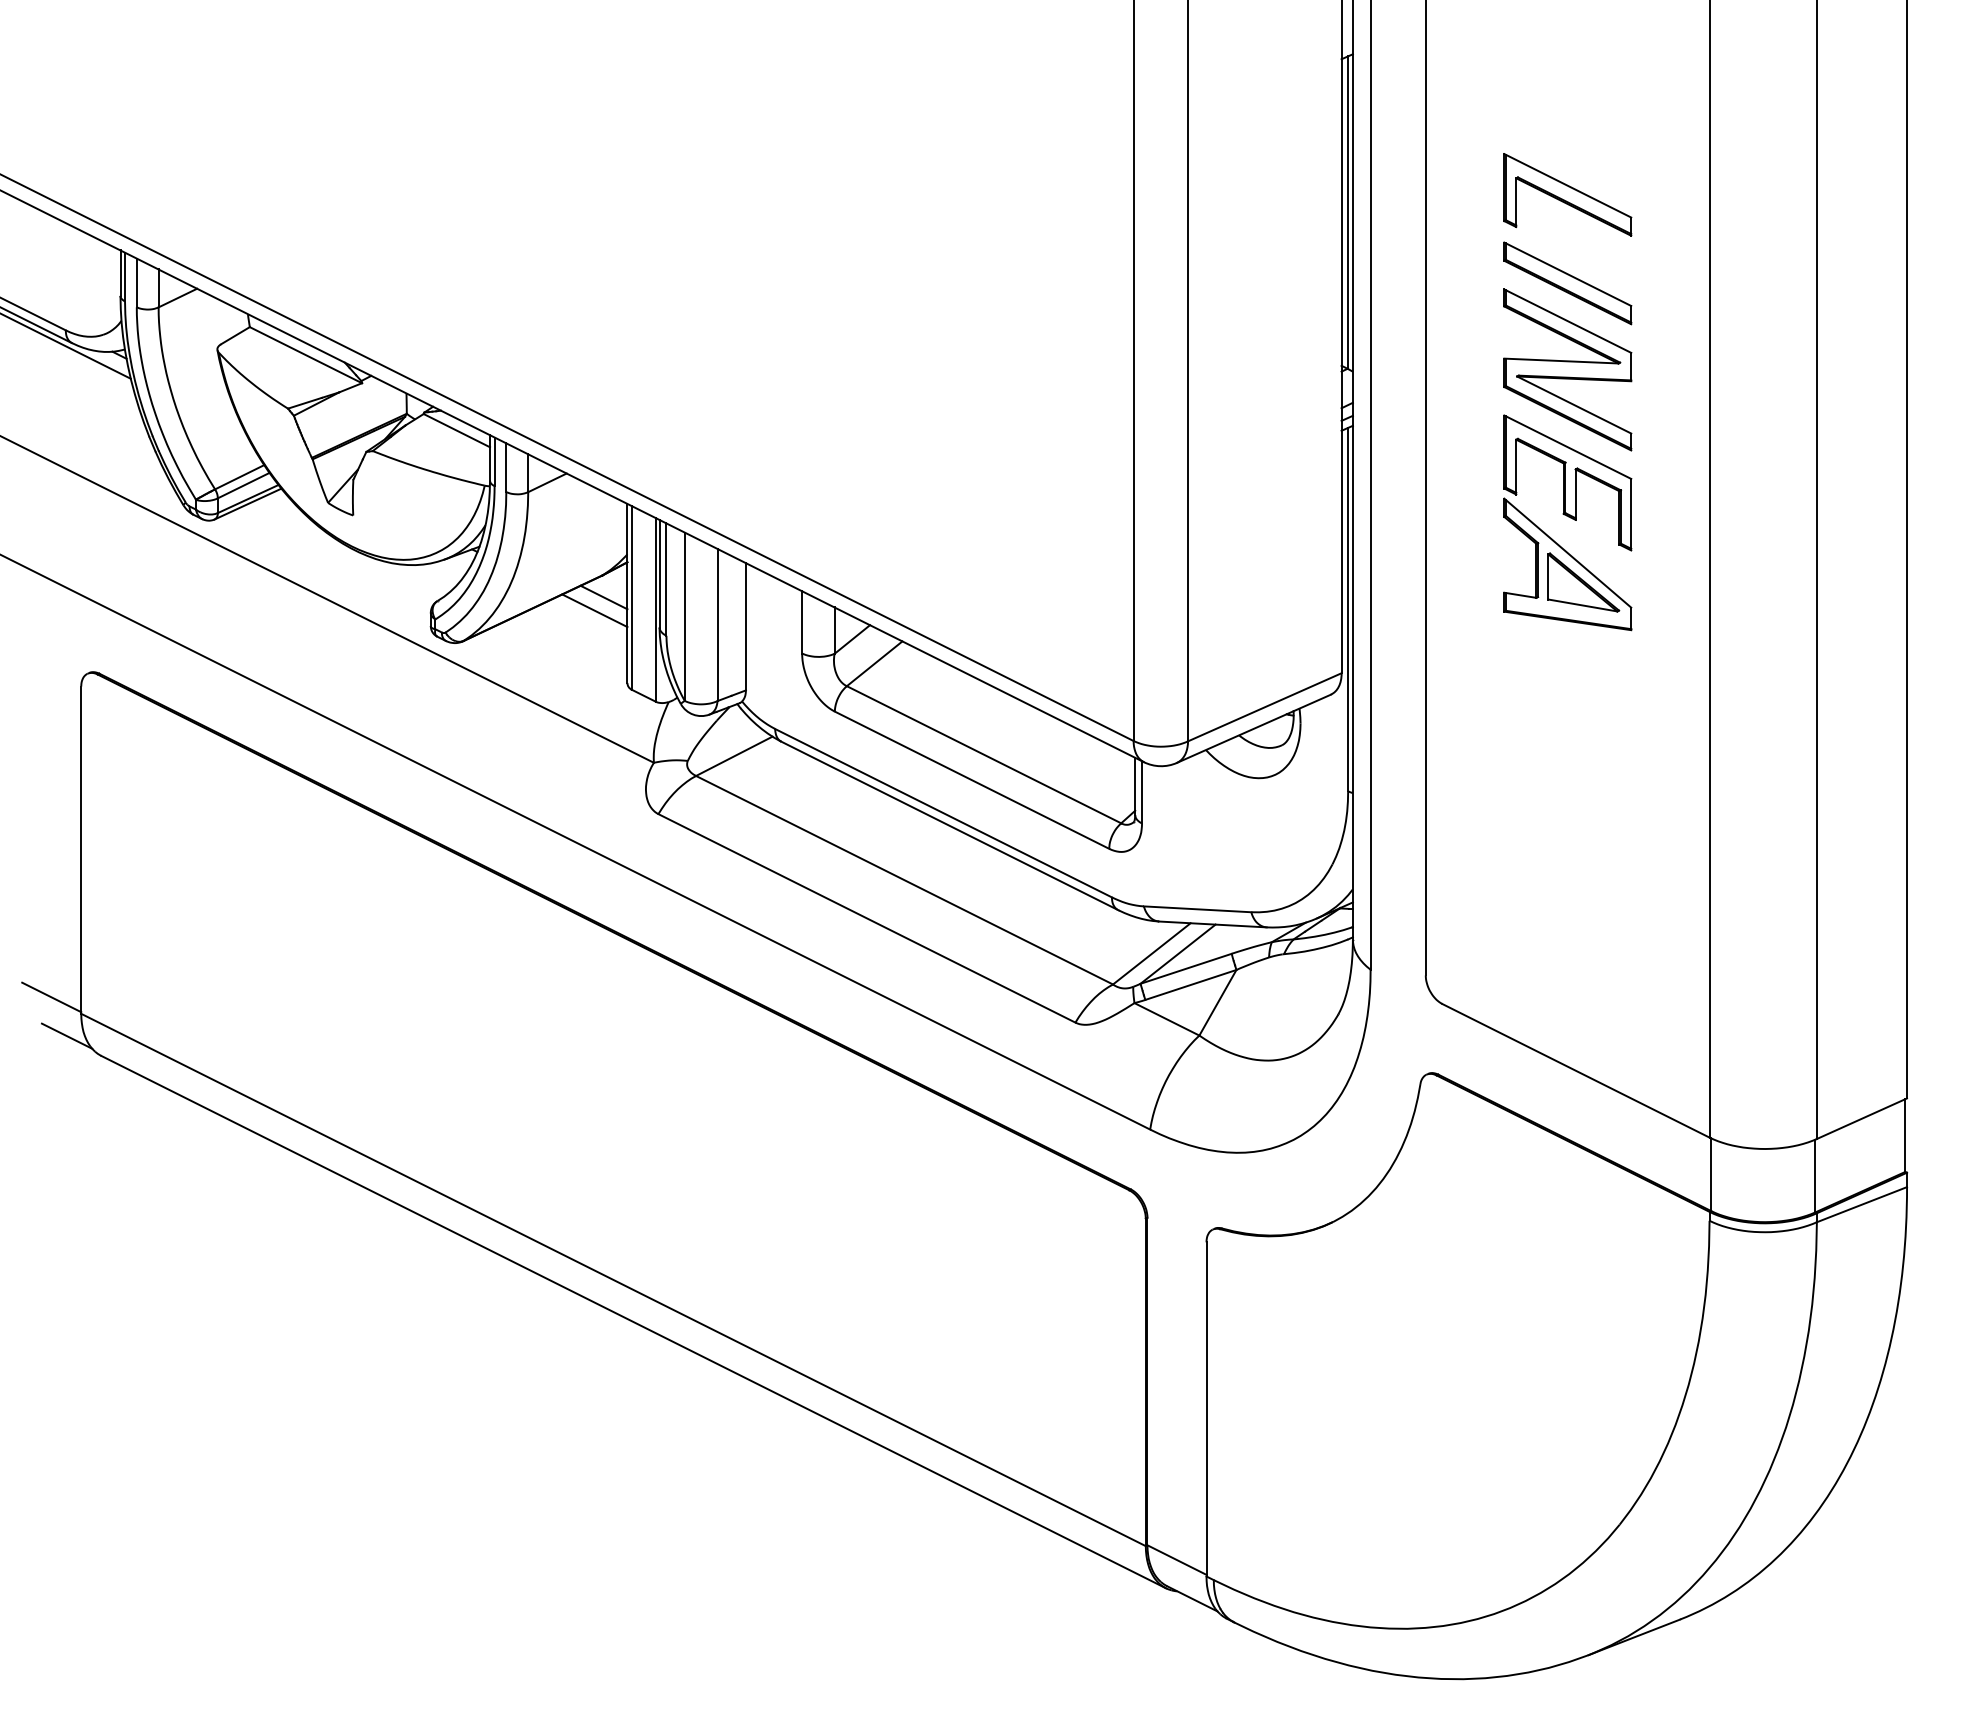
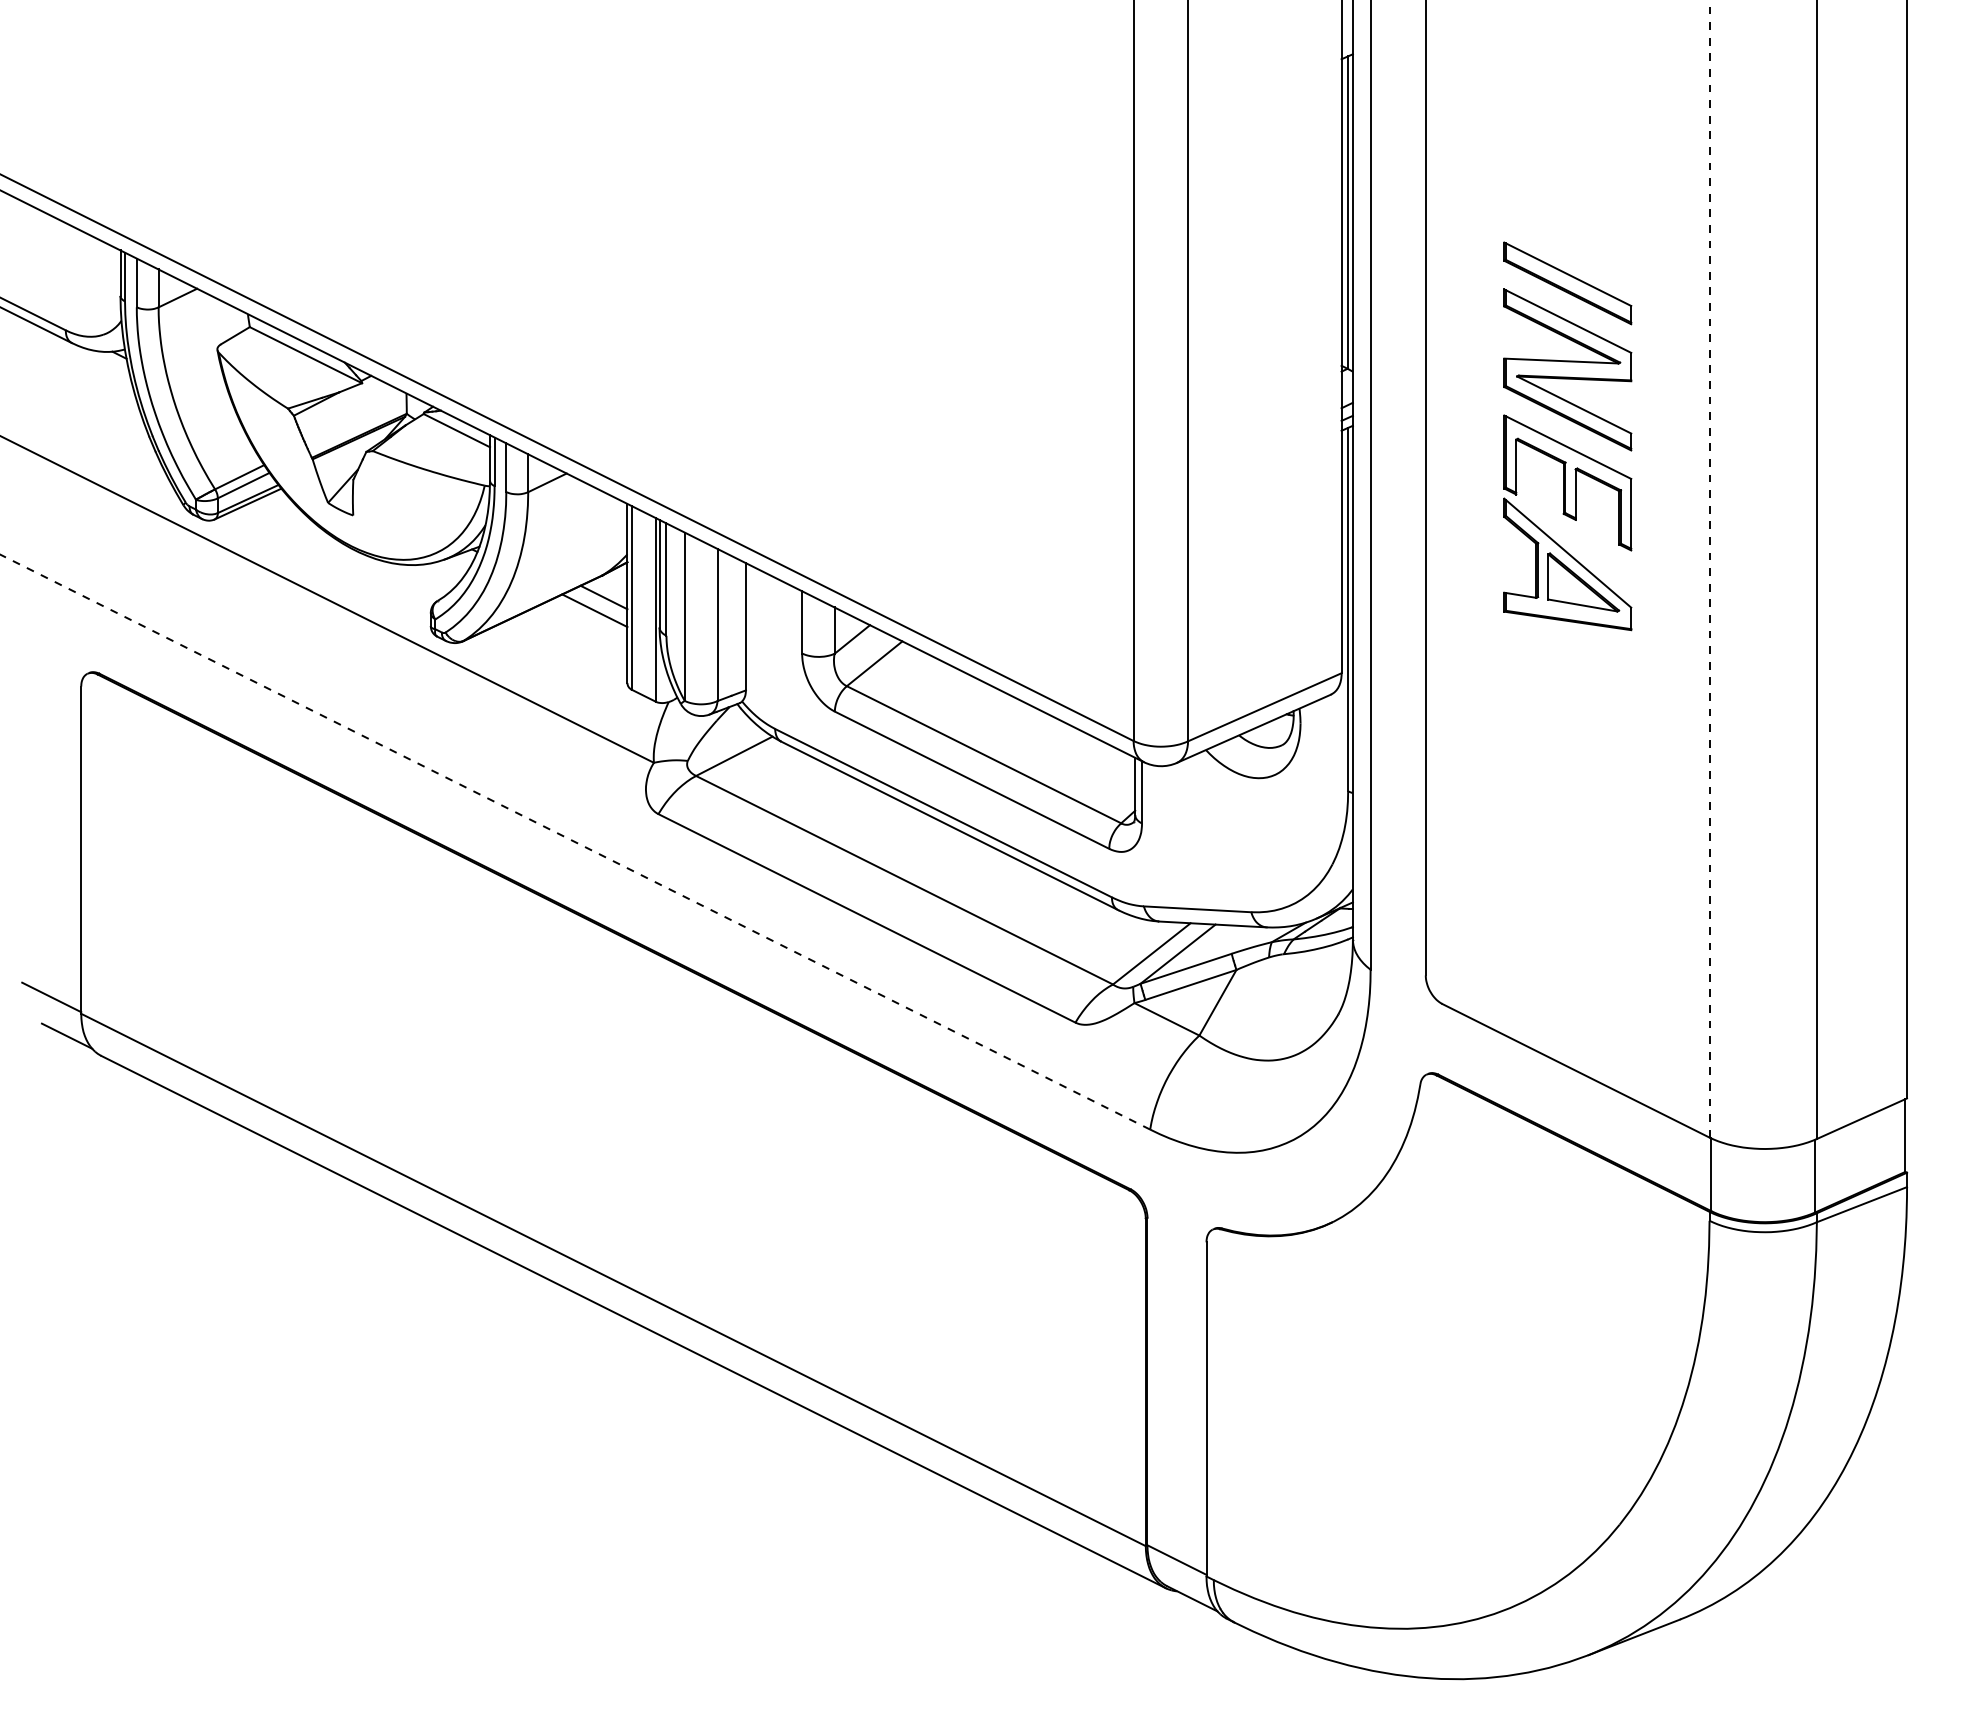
part: present -> none (1567, 194)
line: present -> none (66, 346)
line: solid -> dashed (1709, 568)
line: solid -> dashed (575, 842)
